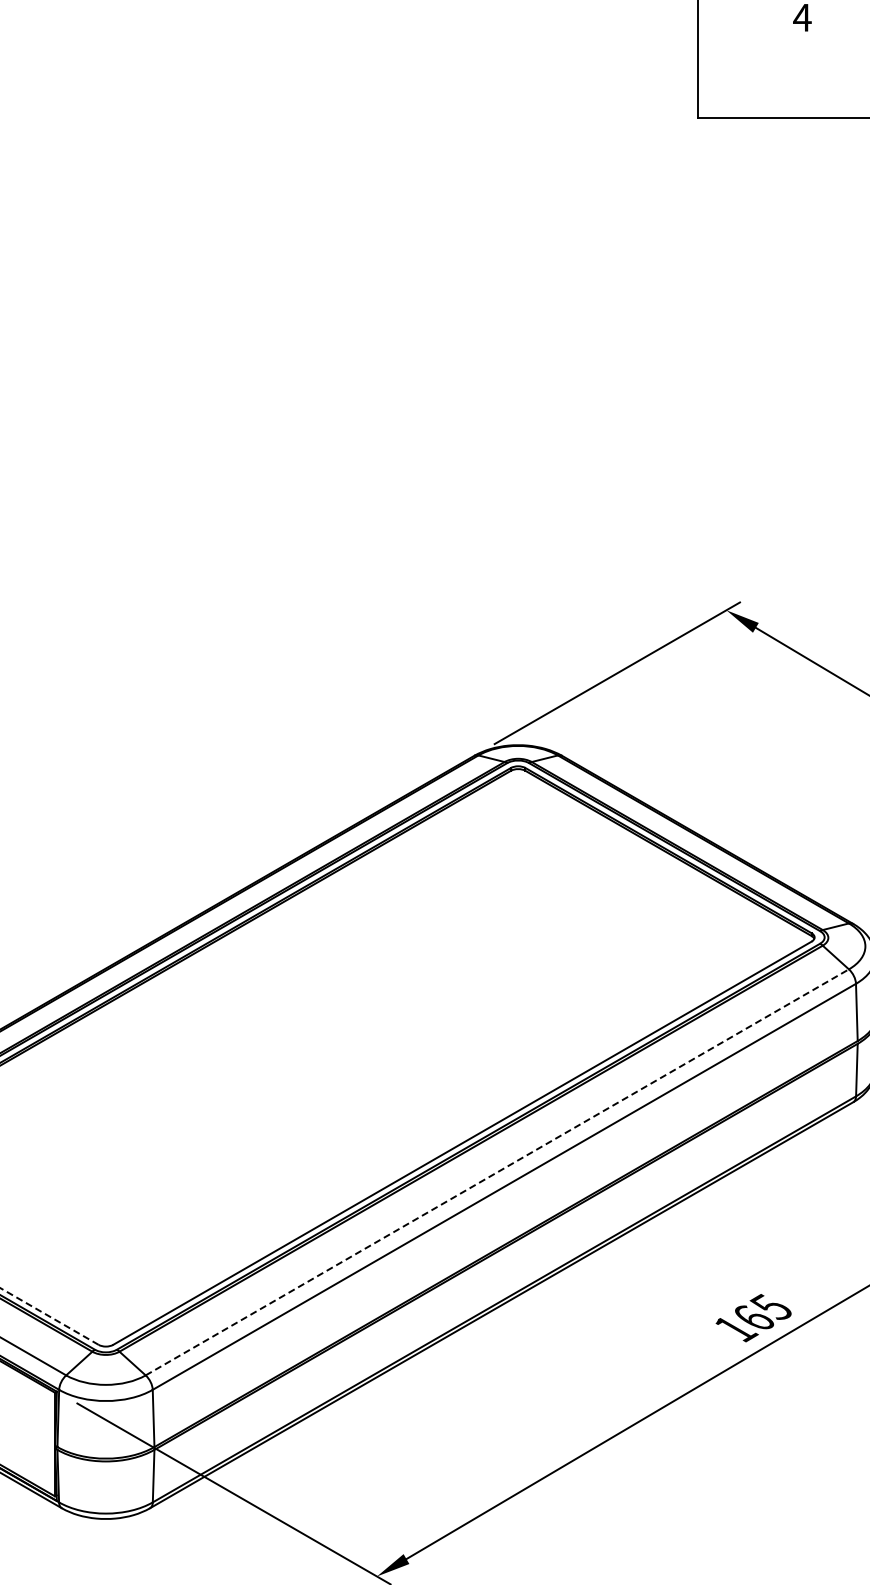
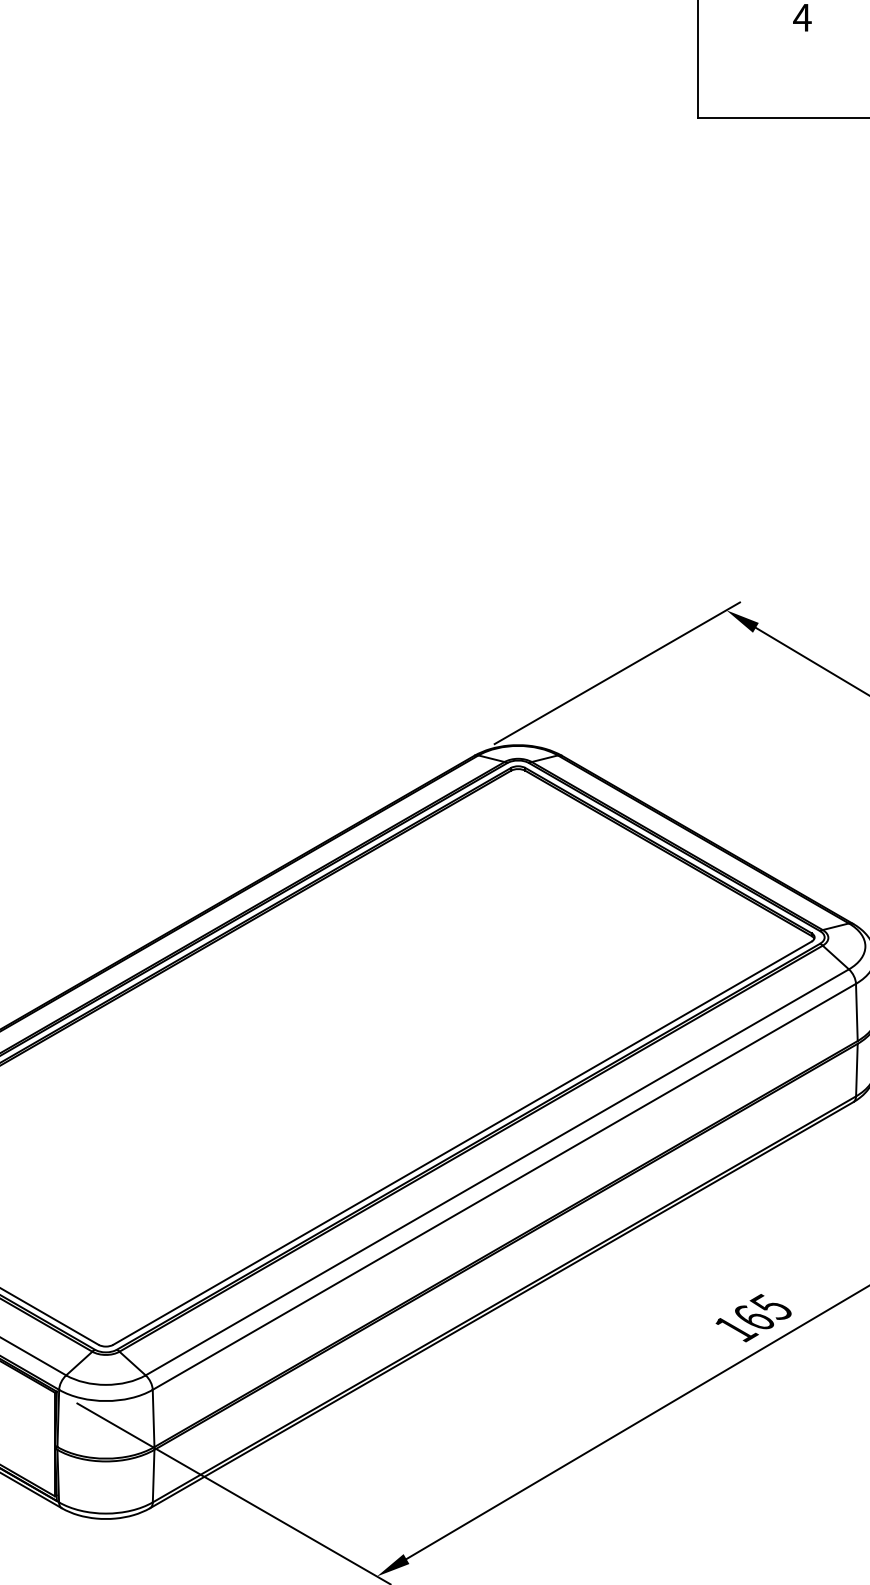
line: dashed -> solid (497, 1172)
line: dashed -> solid (49, 1316)
